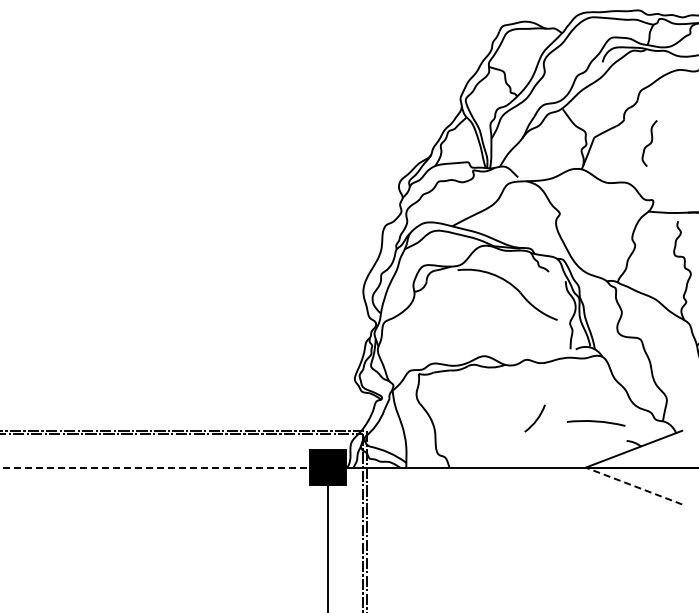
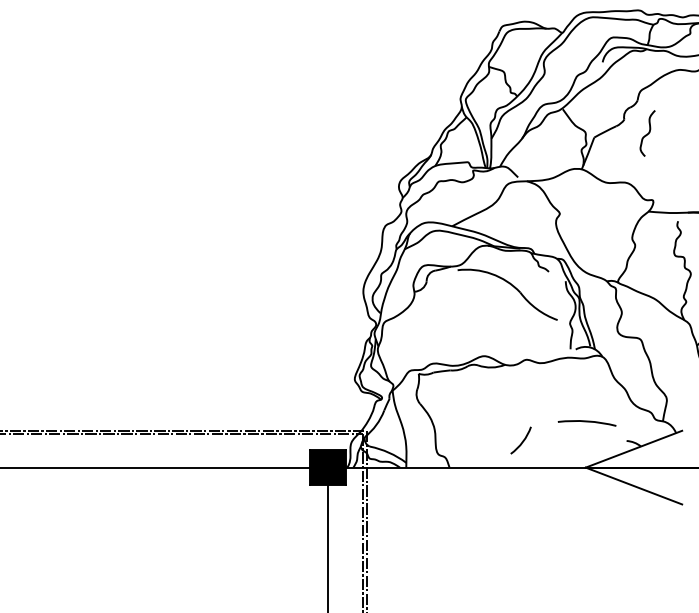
curve position: (649, 143) -> (647, 133) (647, 133)
arc position: (536, 418) -> (522, 440) (522, 440)
arc position: (595, 422) -> (586, 422) (586, 422)
line: dashed -> solid (164, 467)
line: dashed -> solid (633, 486)
